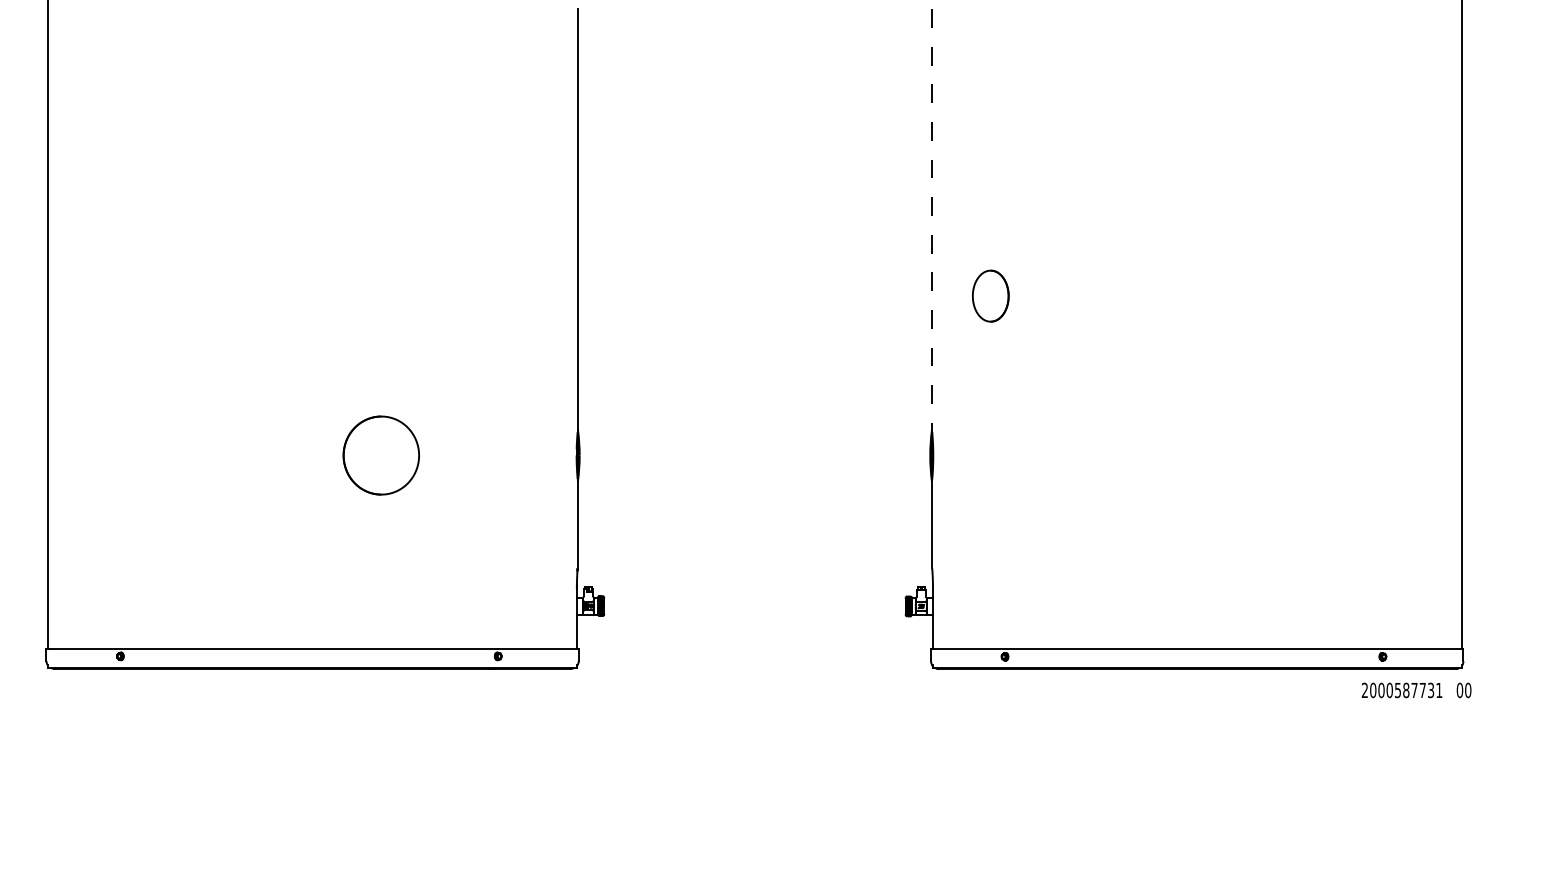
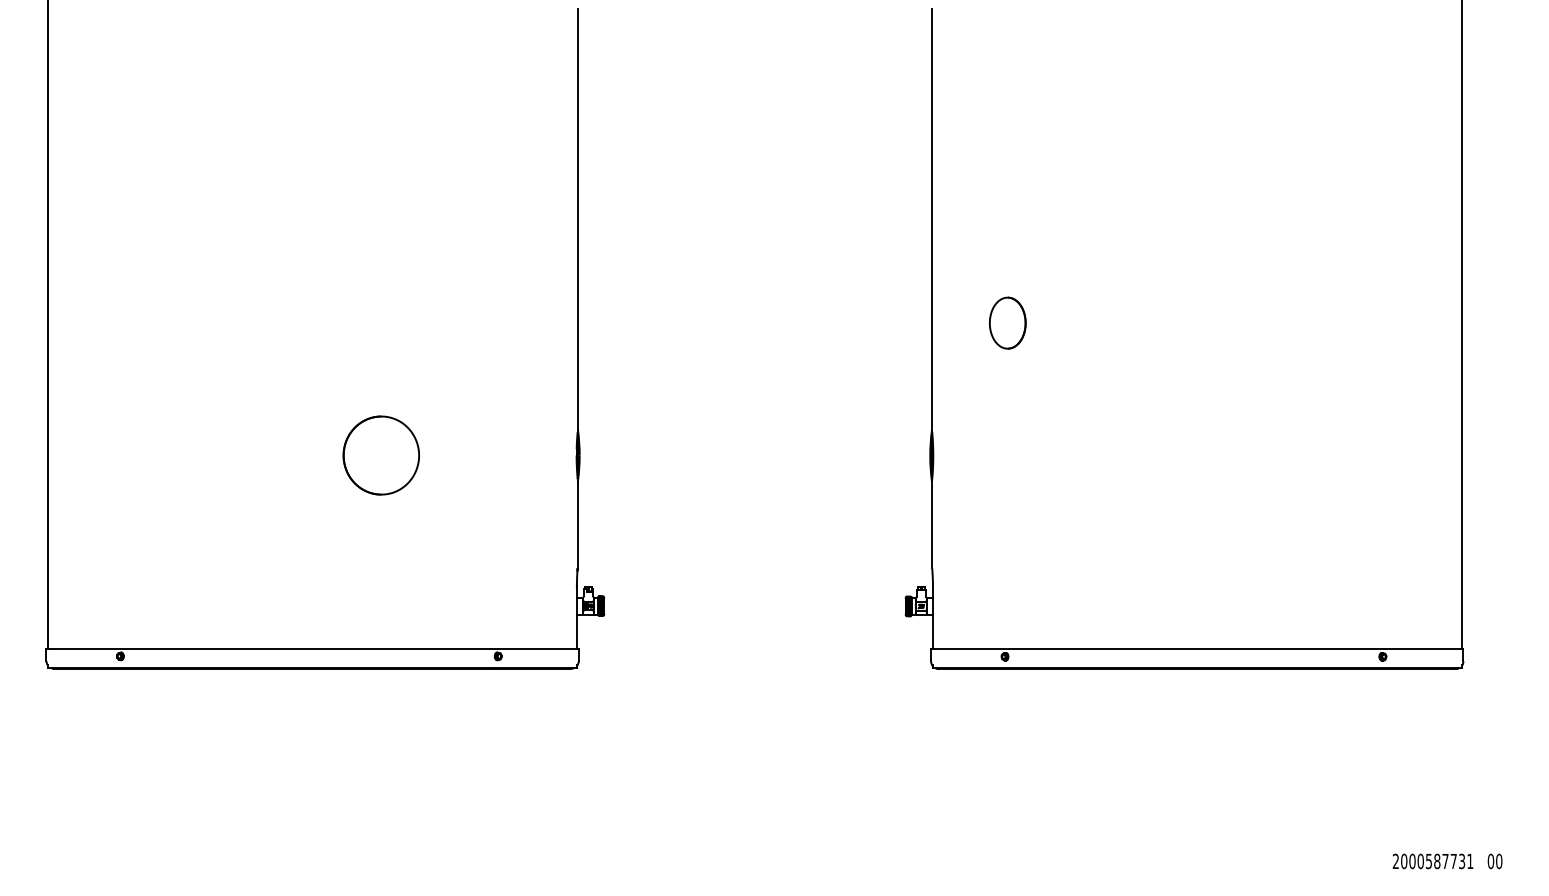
line: dashed -> solid (932, 220)
part position: (990, 295) -> (1007, 322) (1007, 322)
text position: (1416, 690) -> (1447, 861) (1447, 861)
